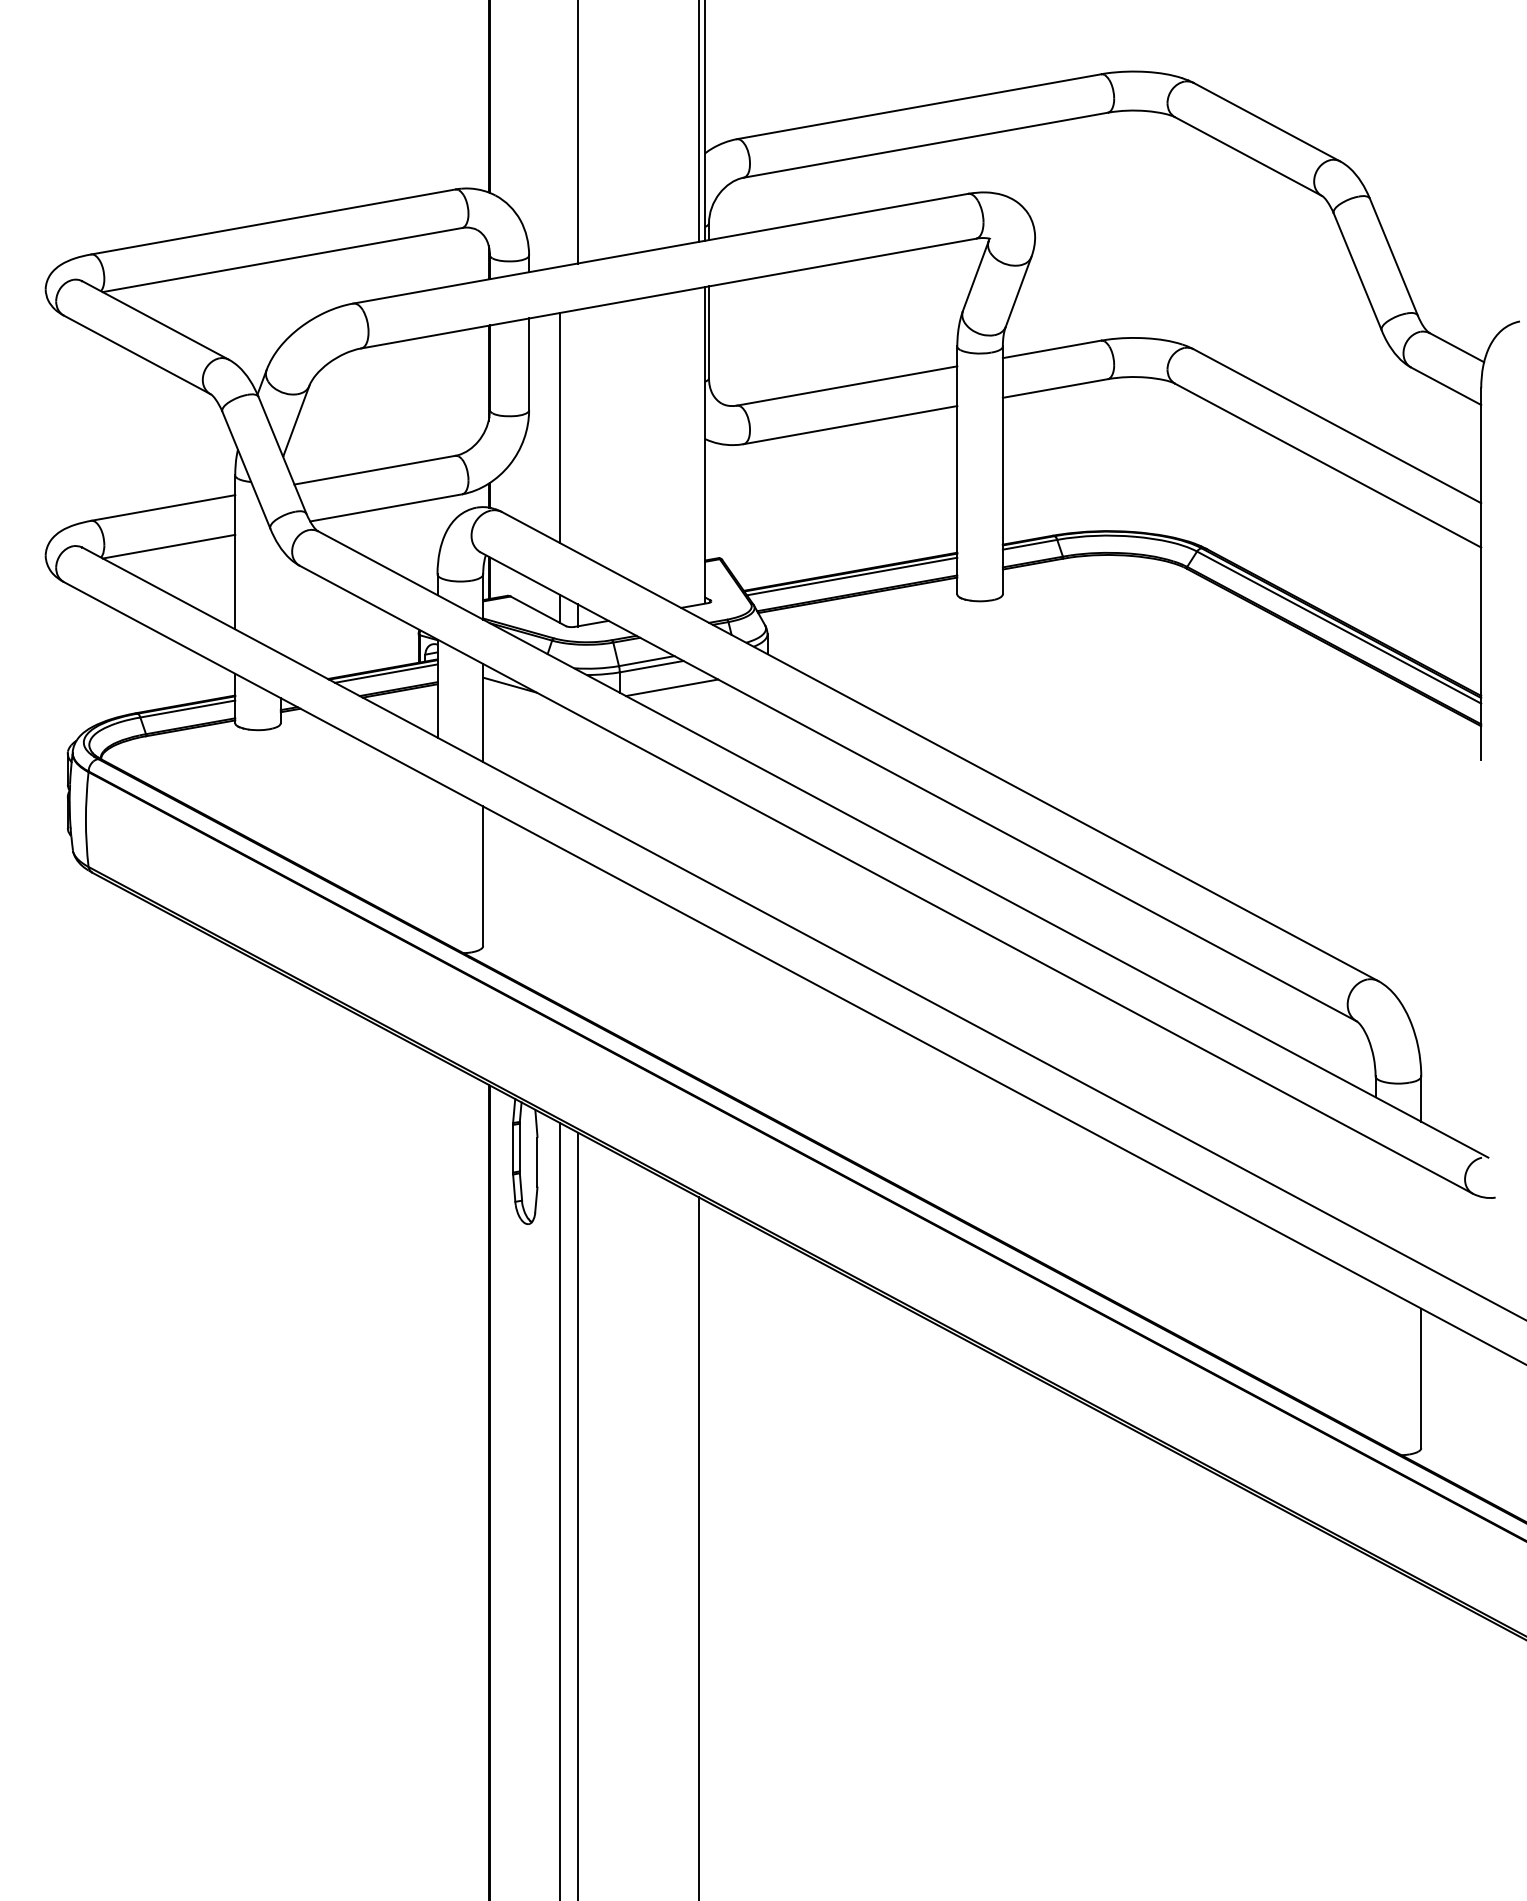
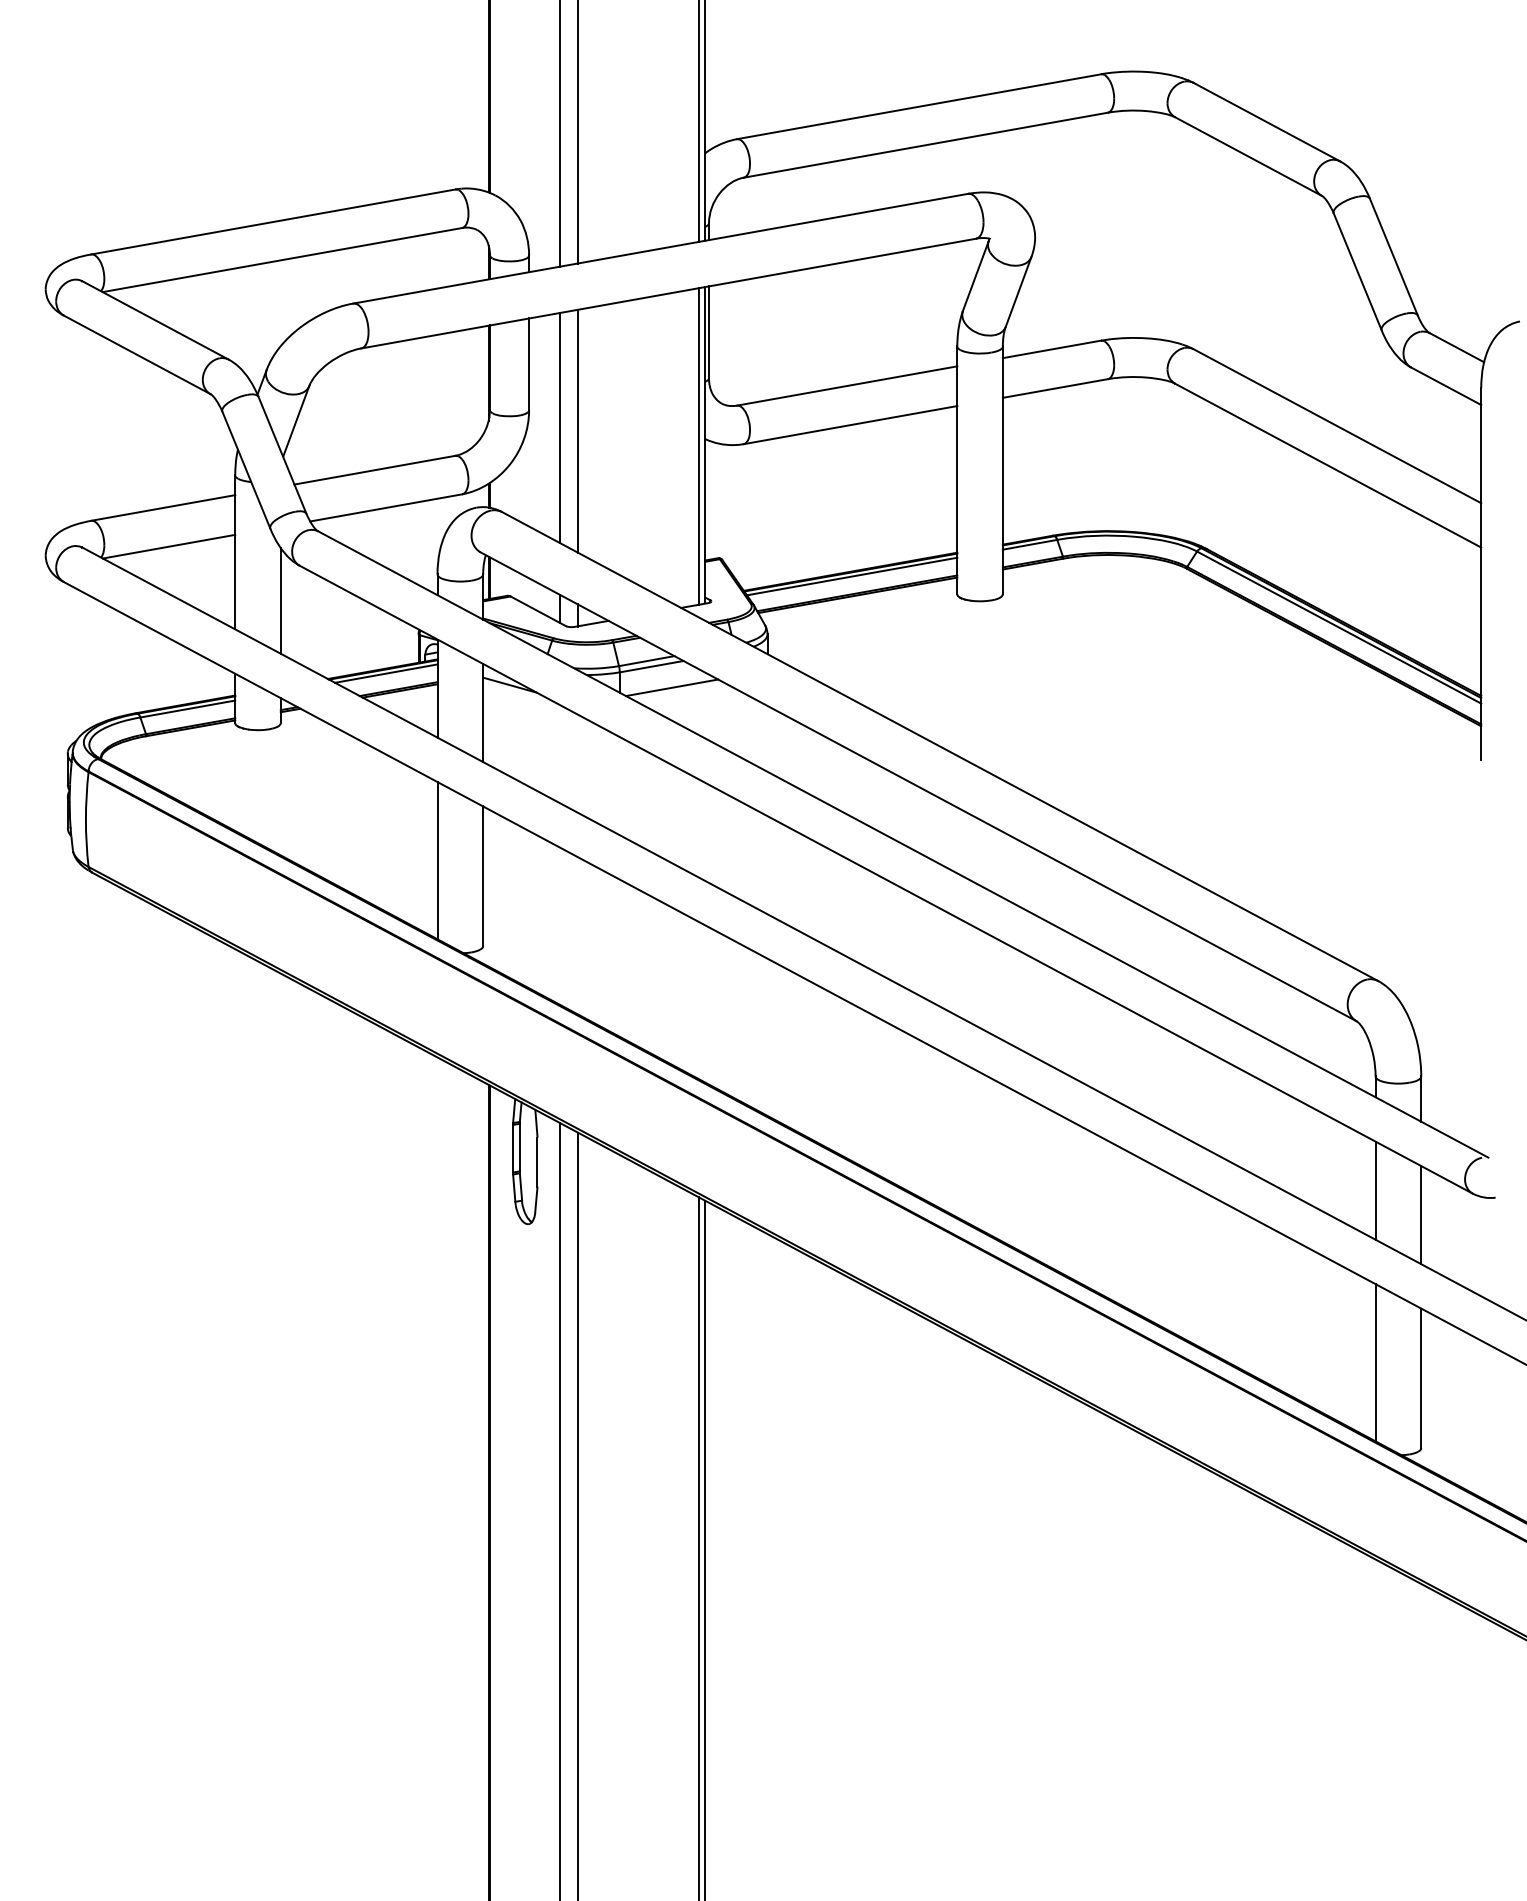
line: none -> present (560, 134)
line: none -> present (577, 430)
line: none -> present (698, 446)
line: none -> present (280, 600)
line: none -> present (437, 860)
line: none -> present (1375, 1190)
line: none -> present (1421, 1214)
line: none -> present (1375, 1362)
line: none -> present (705, 1548)
